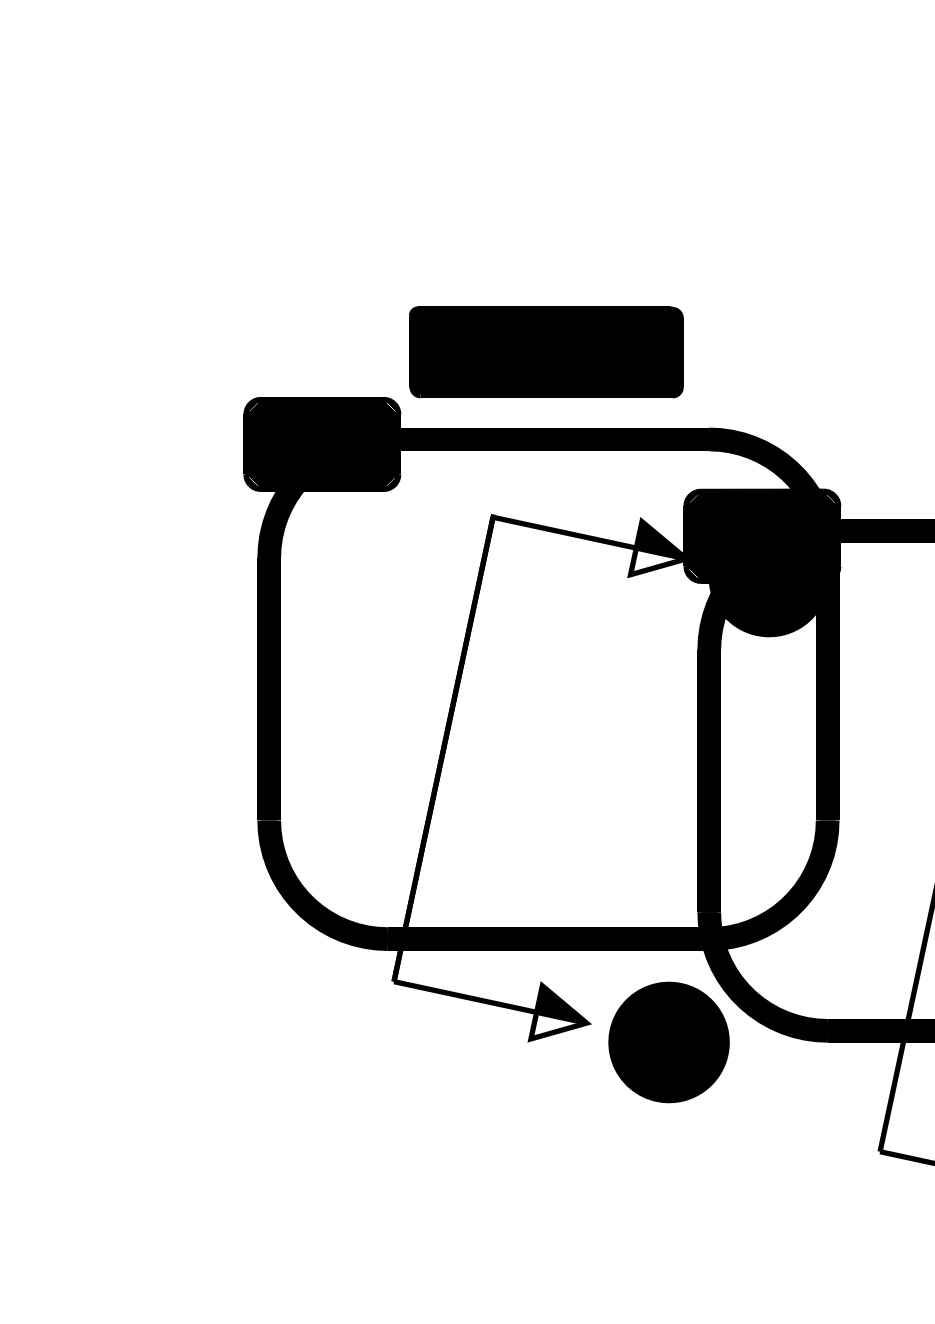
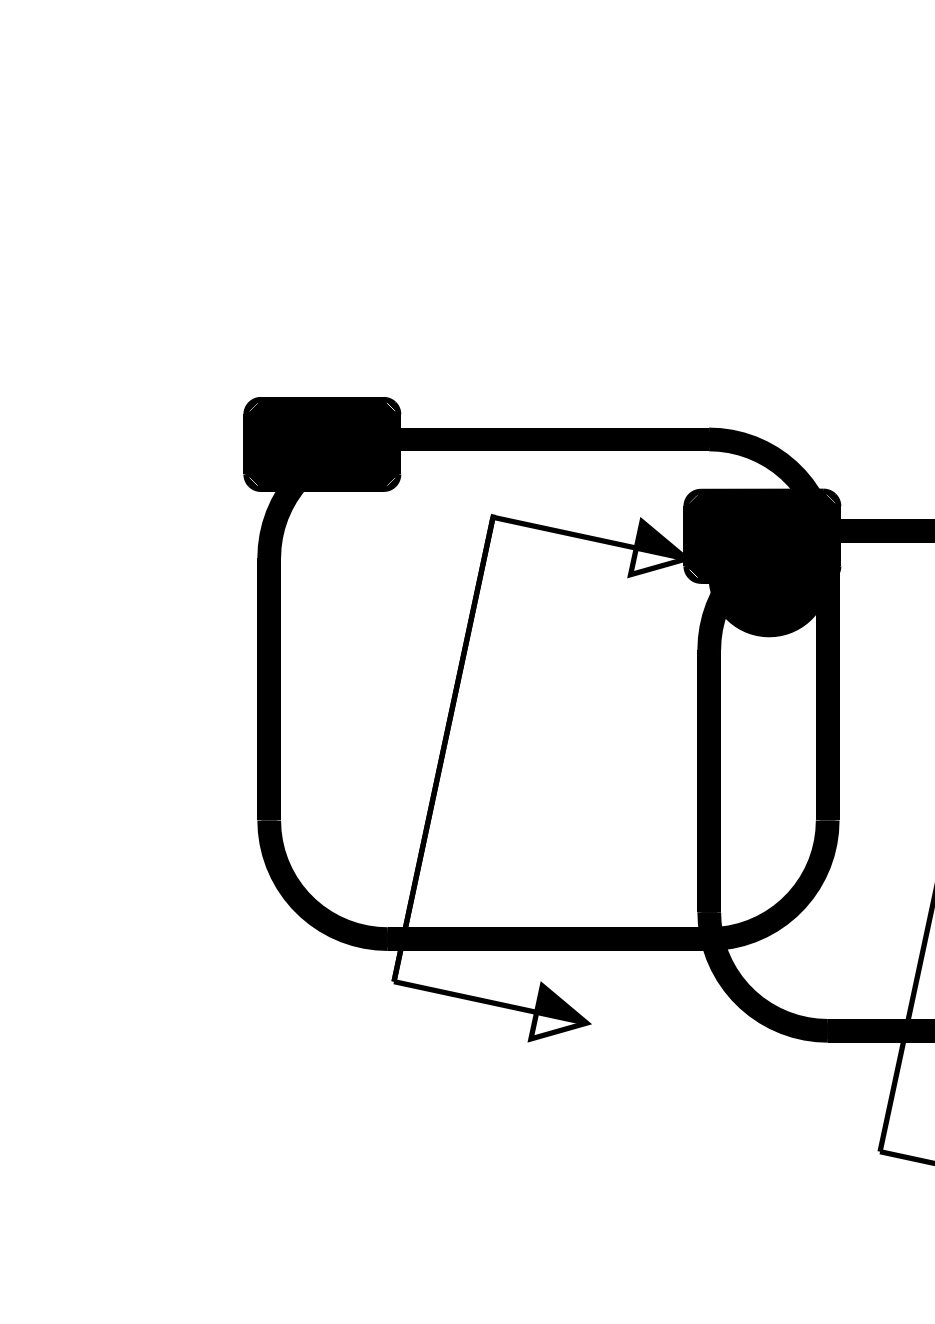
part: present -> none (546, 352)
part: present -> none (668, 1042)
